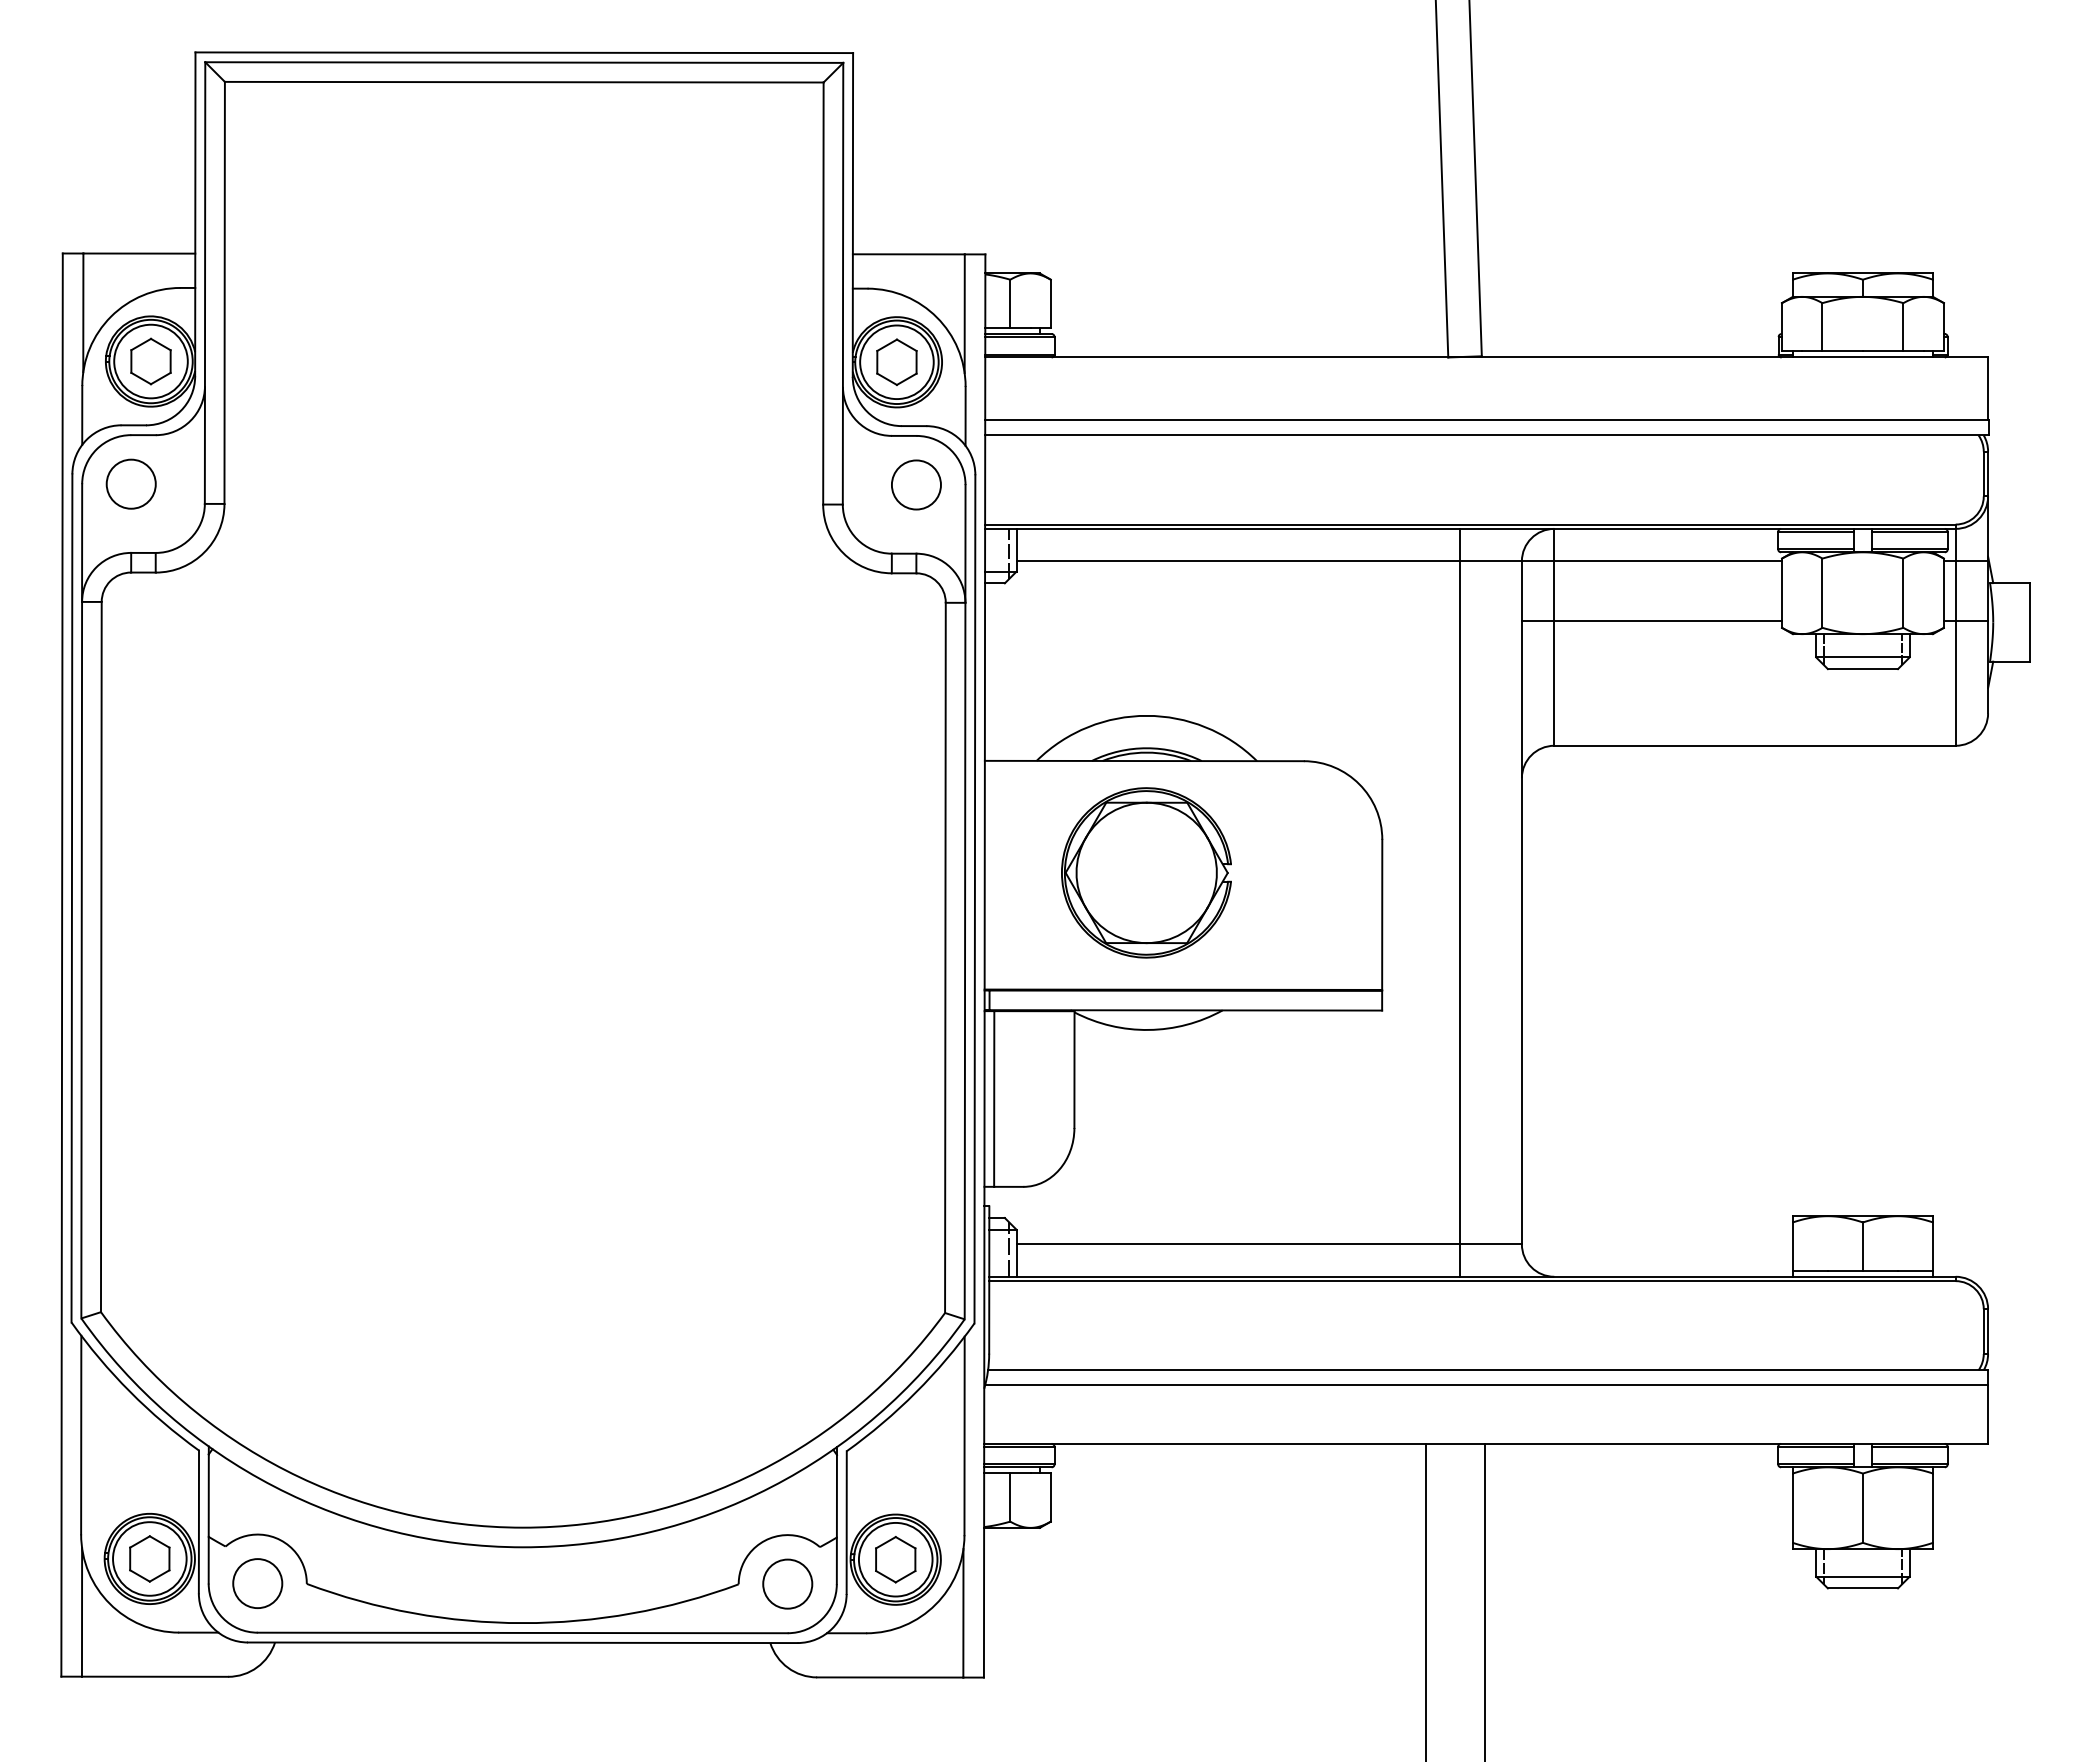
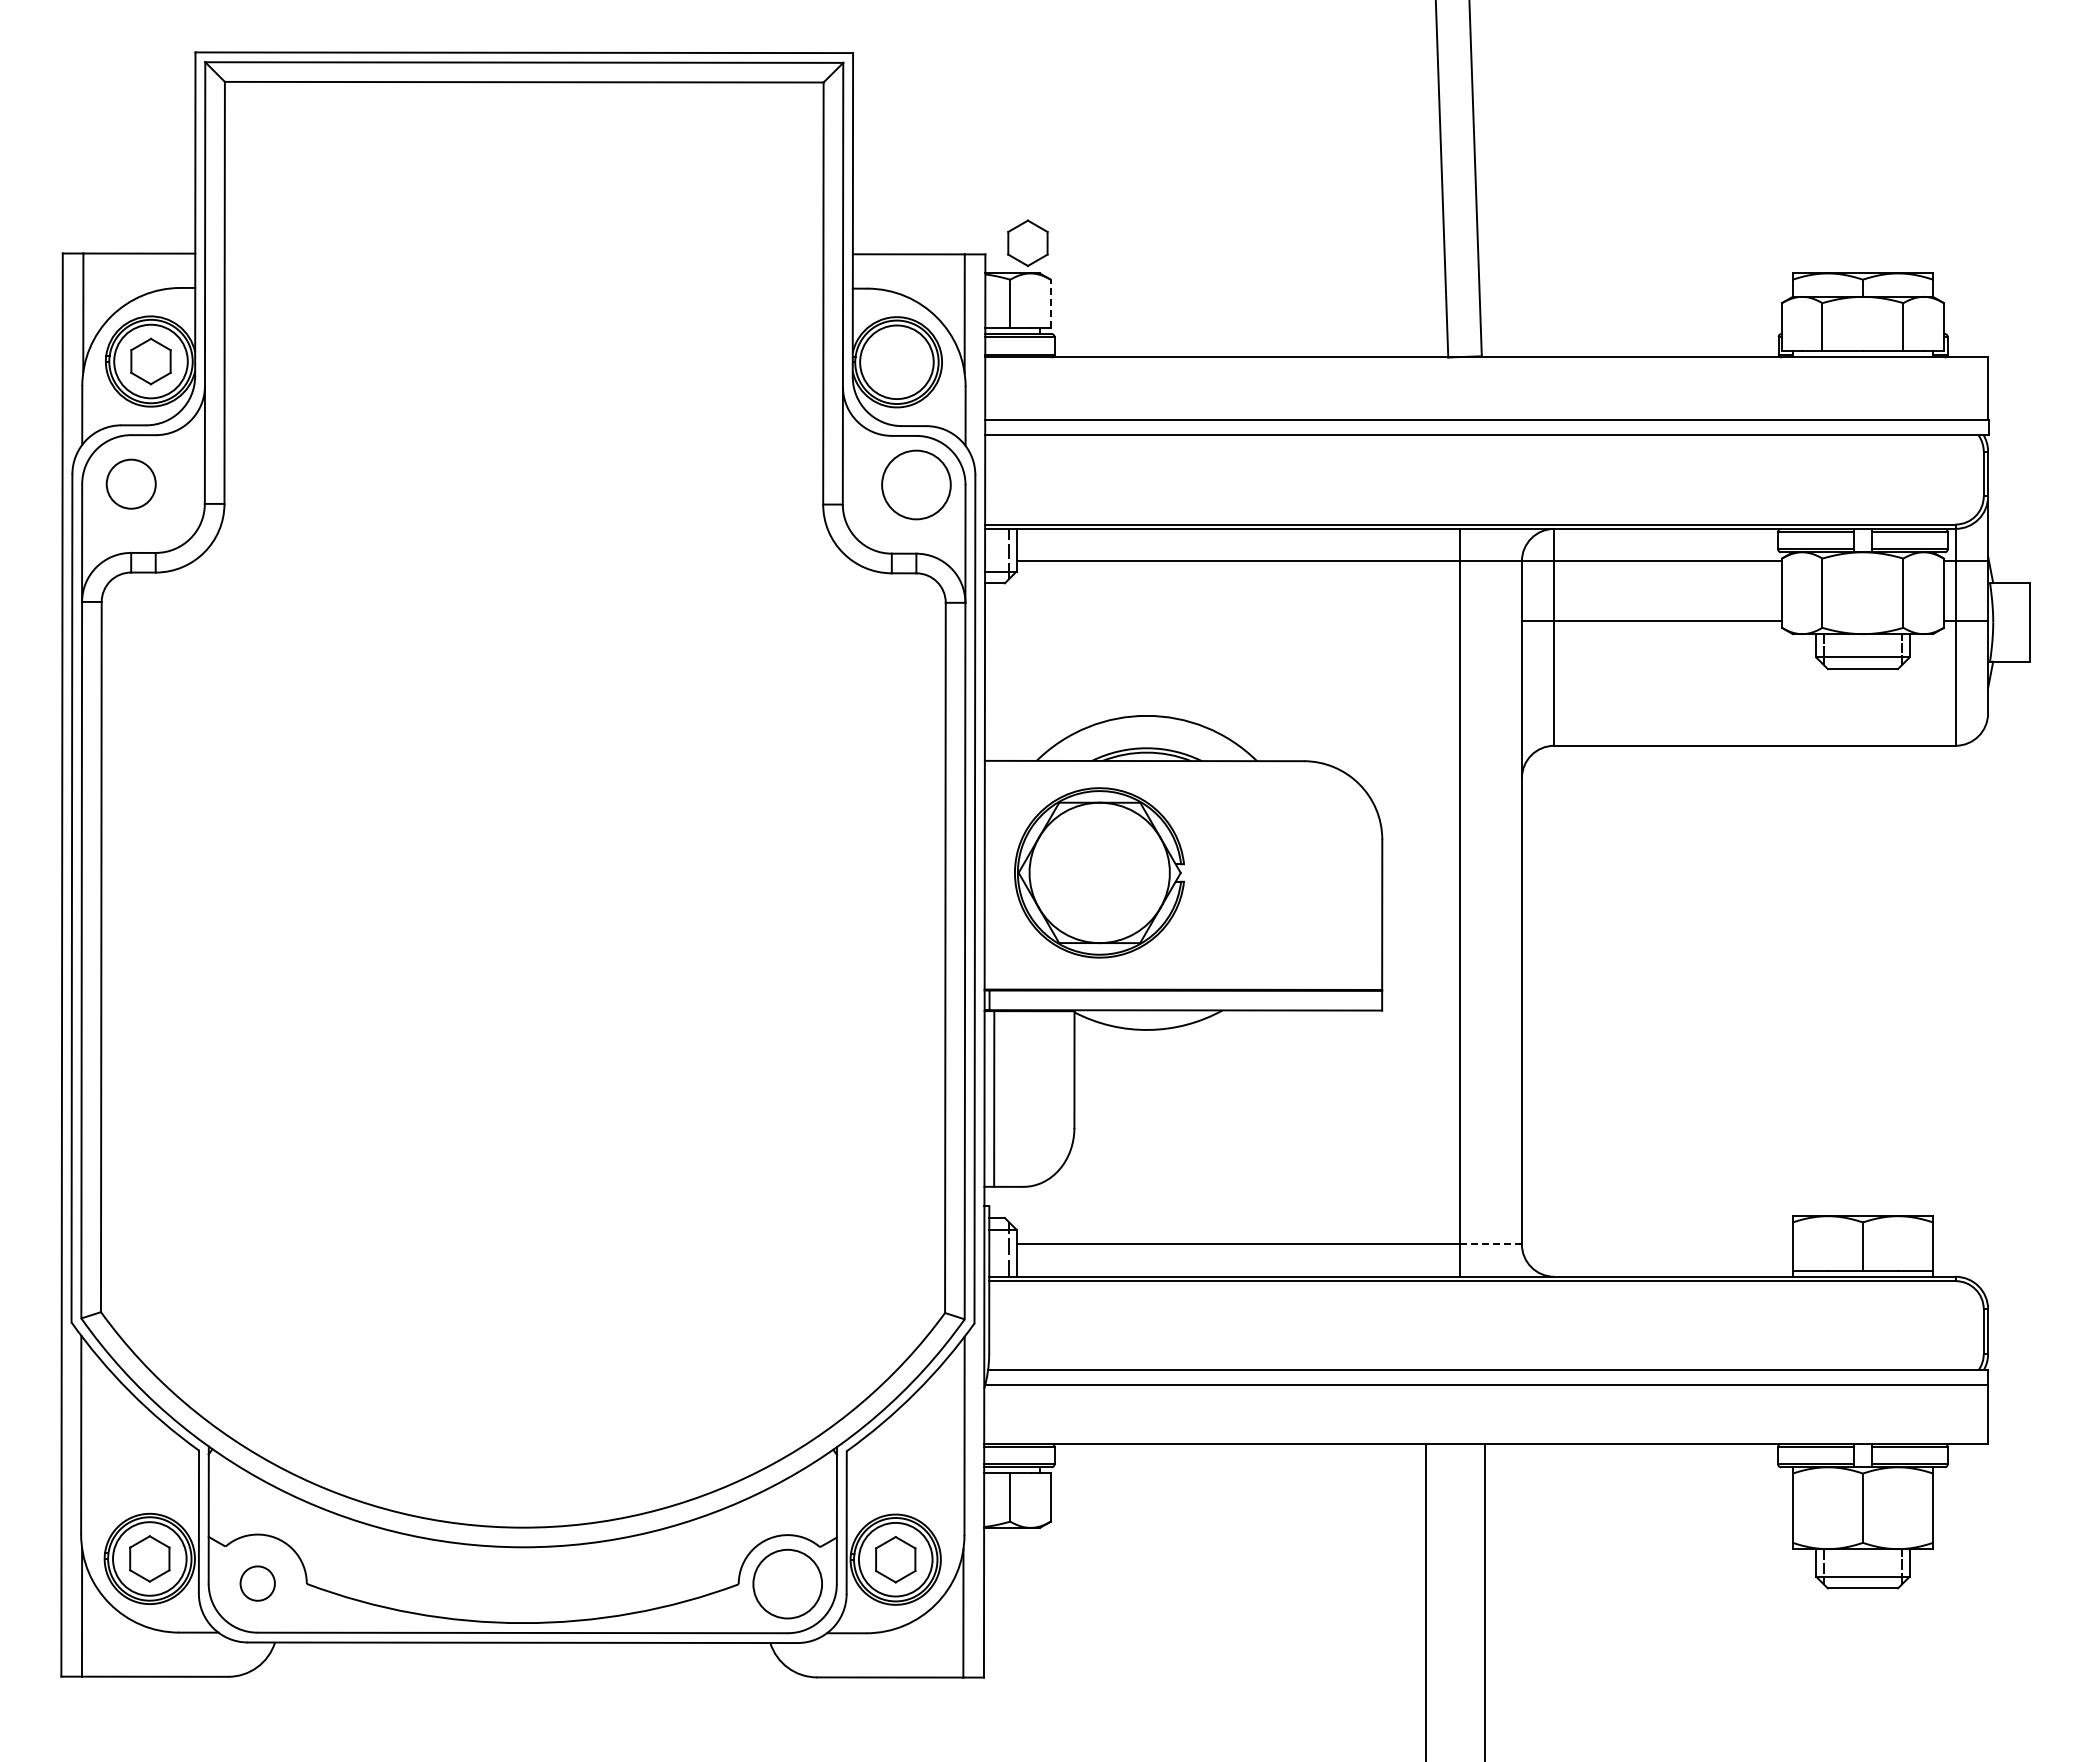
line: solid -> dashed (1050, 303)
part position: (896, 361) -> (1027, 242) (1027, 242)
circle diameter: 49 px -> 69 px (916, 484)
part position: (1146, 872) -> (1099, 872) (1099, 872)
line: solid -> dashed (1491, 1244)
circle diameter: 49 px -> 34 px (257, 1583)
circle diameter: 49 px -> 69 px (787, 1583)
